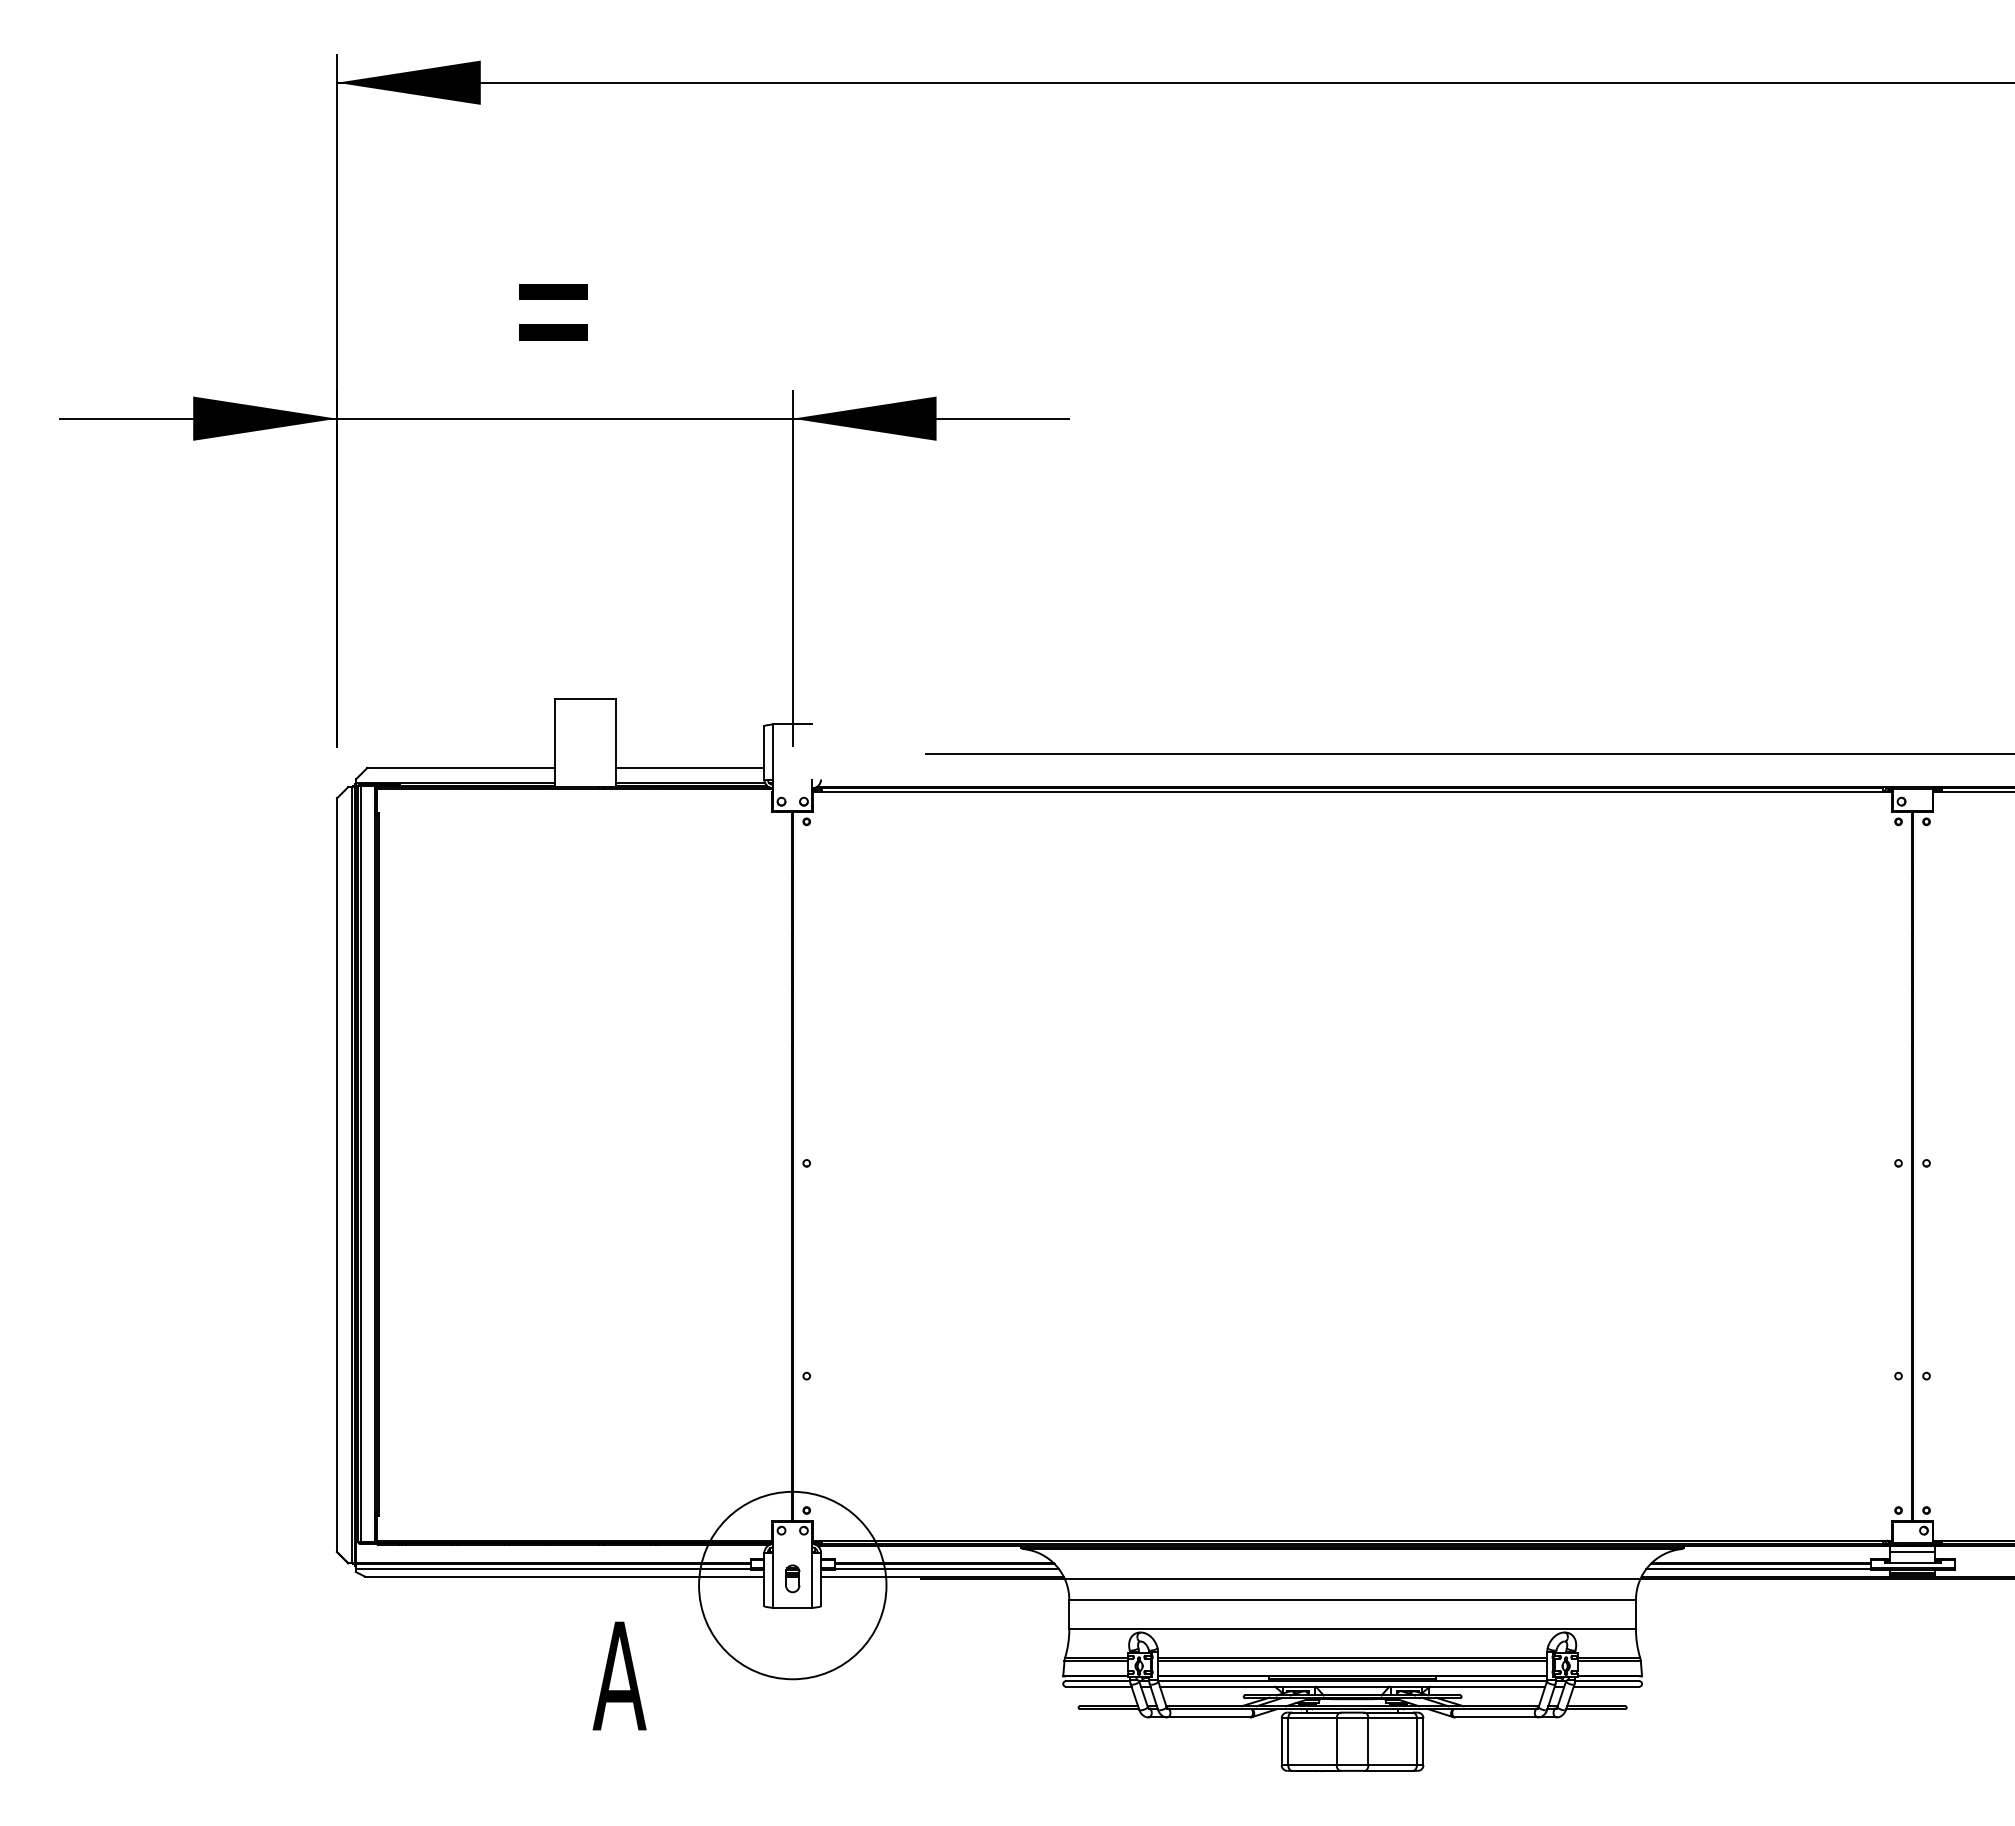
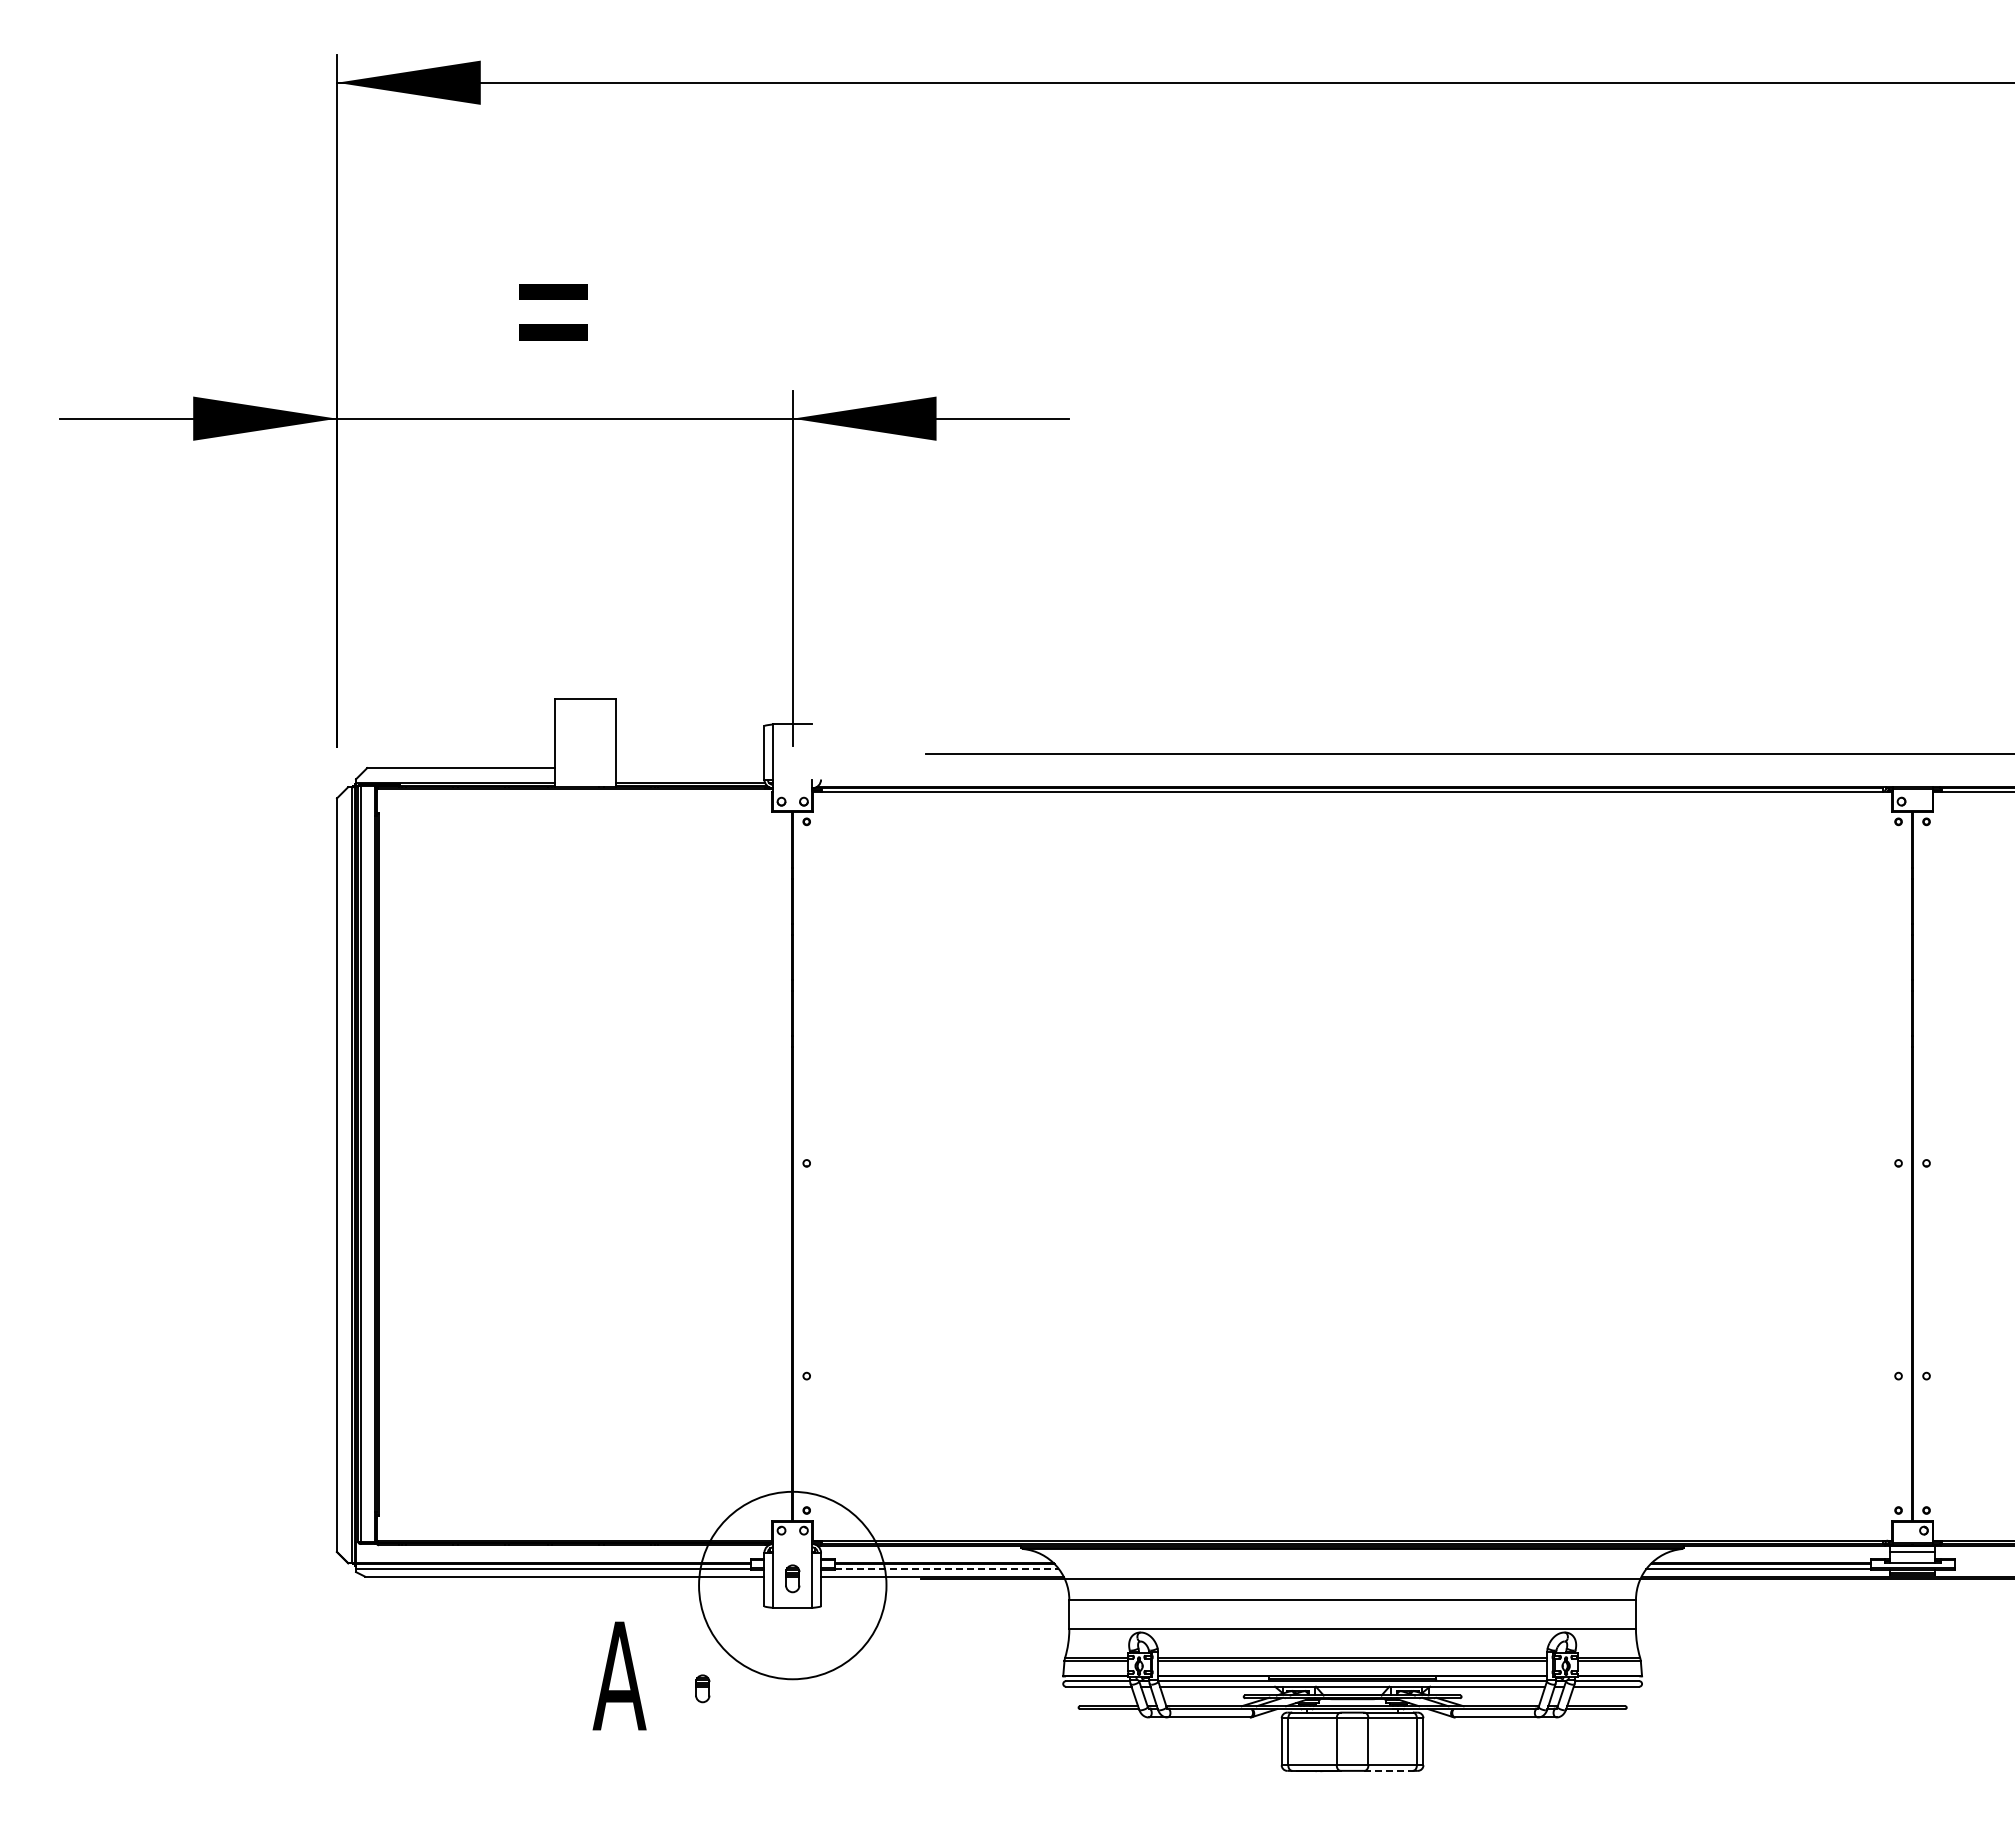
line: present -> none (689, 768)
line: solid -> dashed (947, 1569)
part: none -> present (702, 1688)
line: solid -> dashed (1389, 1770)
